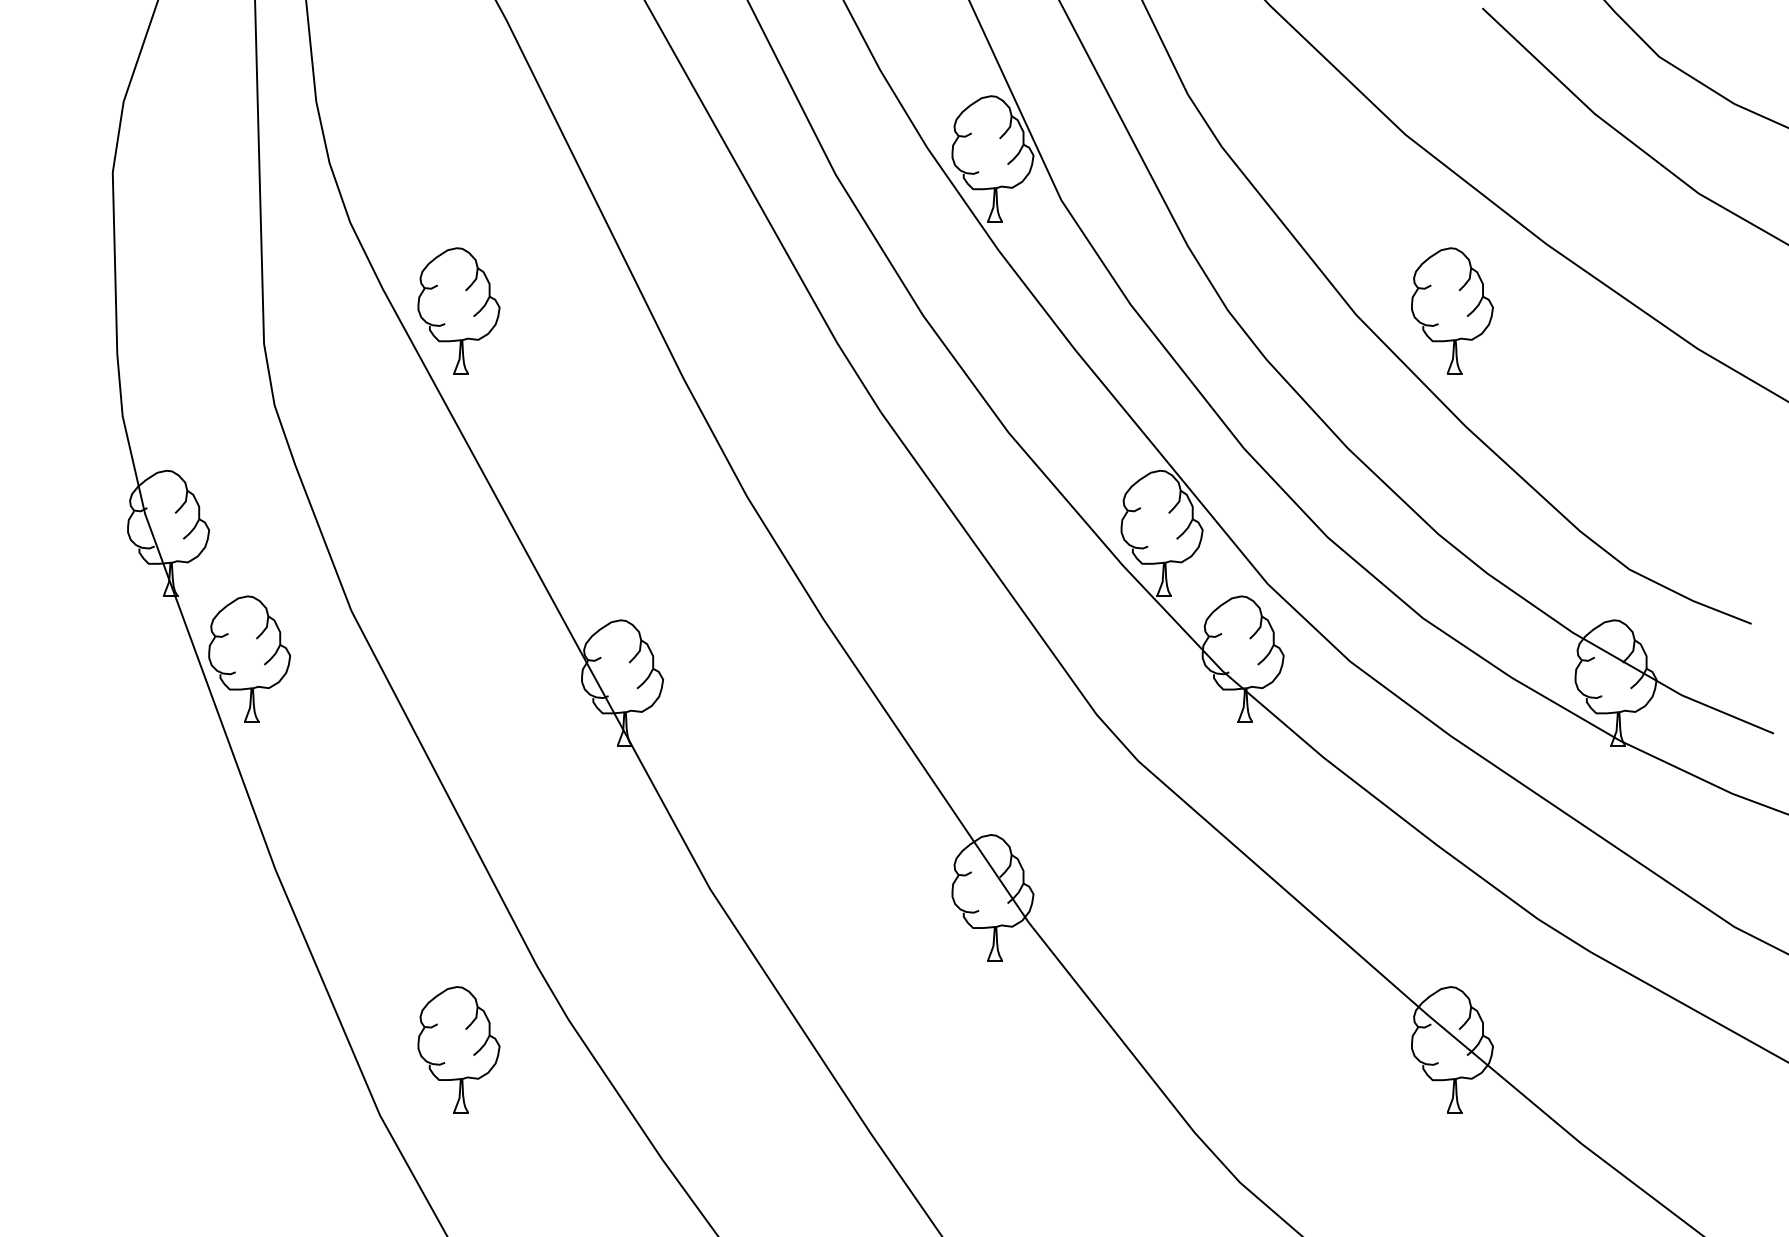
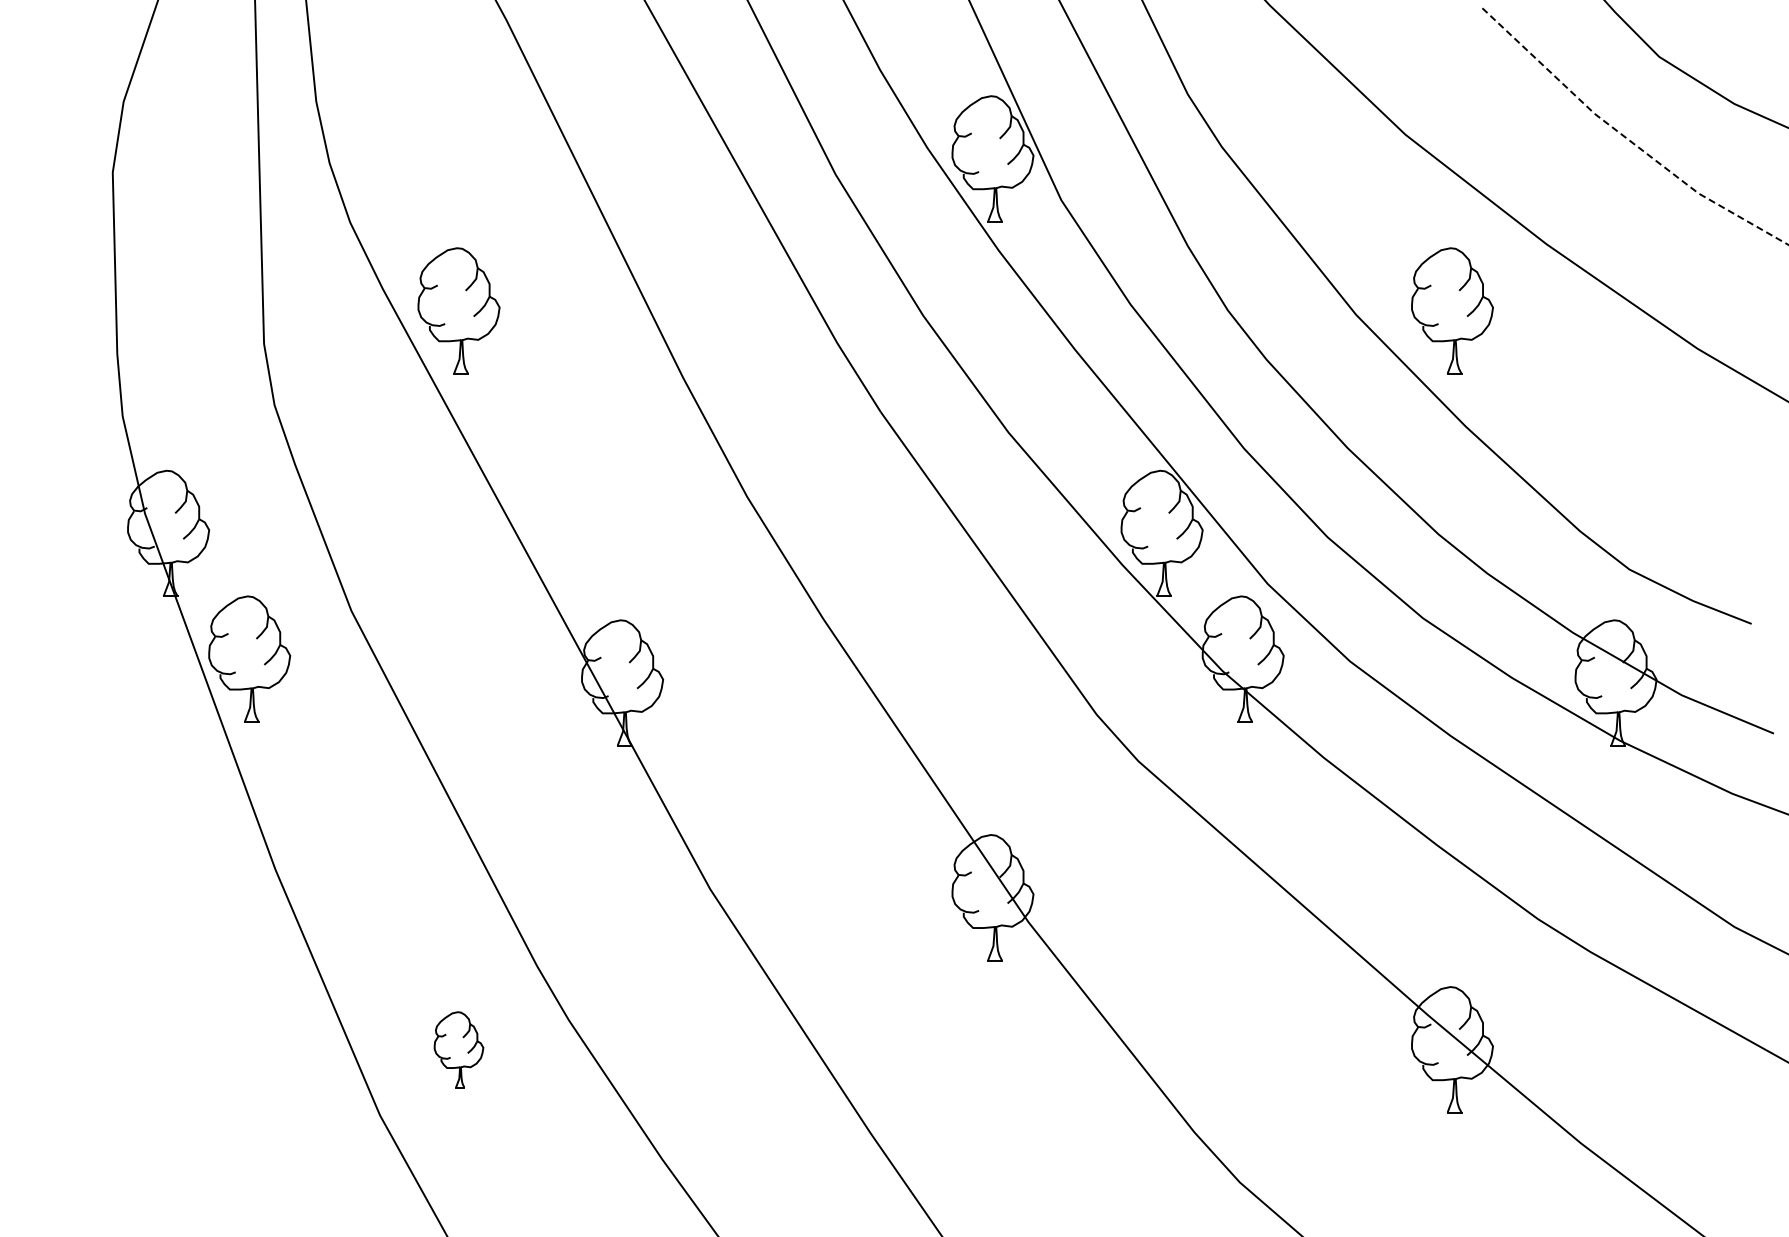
line: solid -> dashed (1626, 138)
part size: 84x128 px -> 52x78 px (458, 1049)
